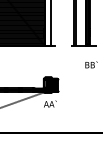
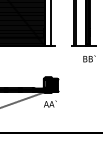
text position: (91, 64) -> (89, 58) (89, 58)
